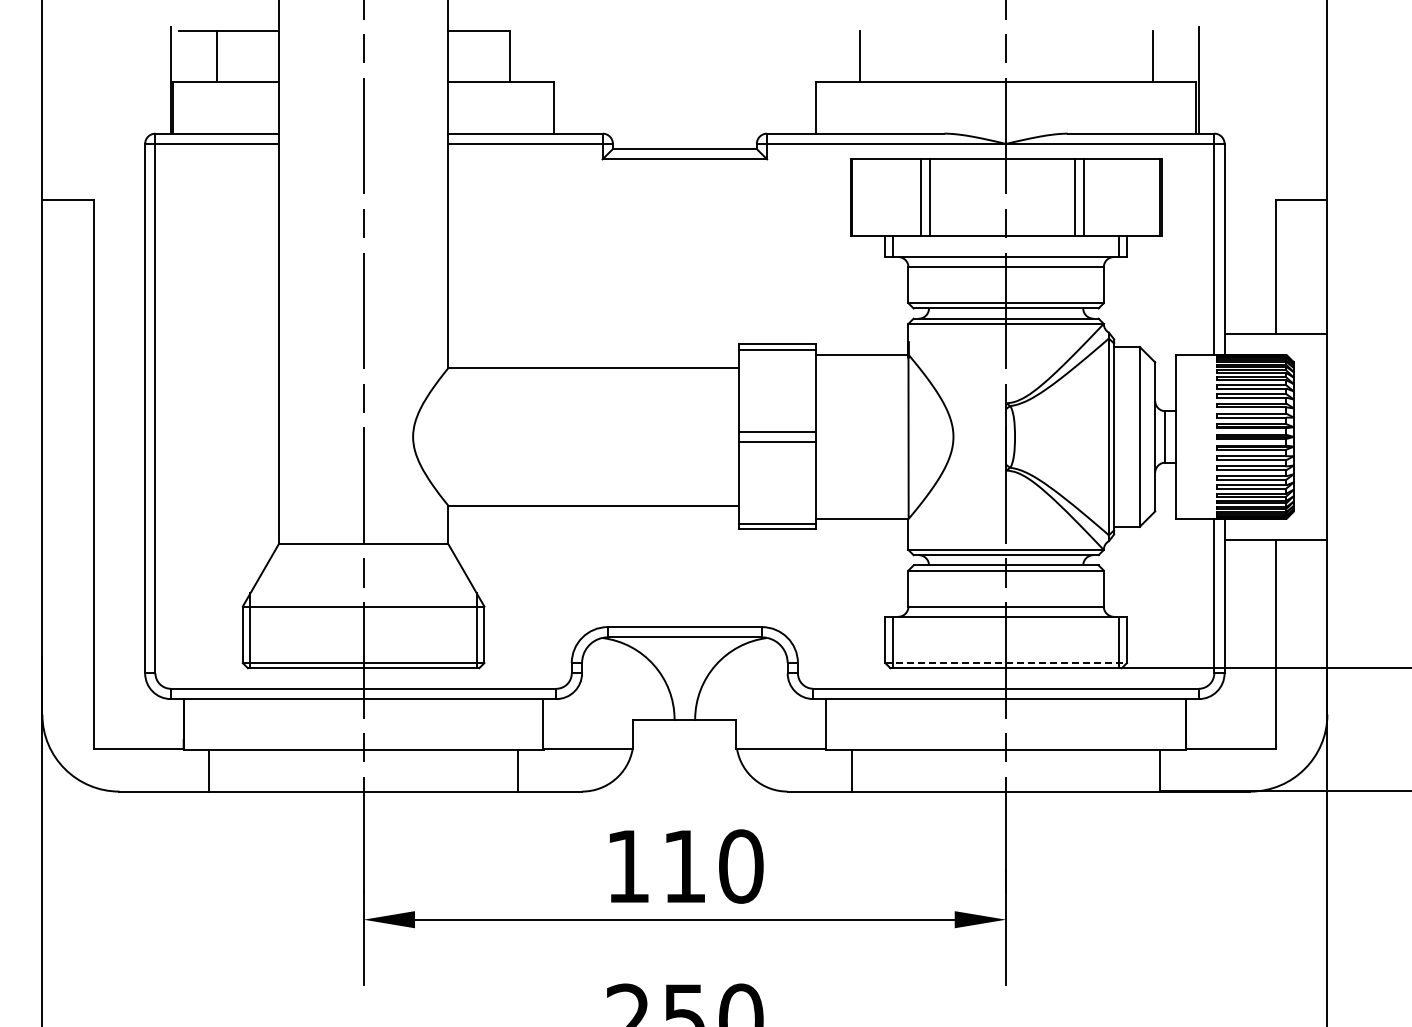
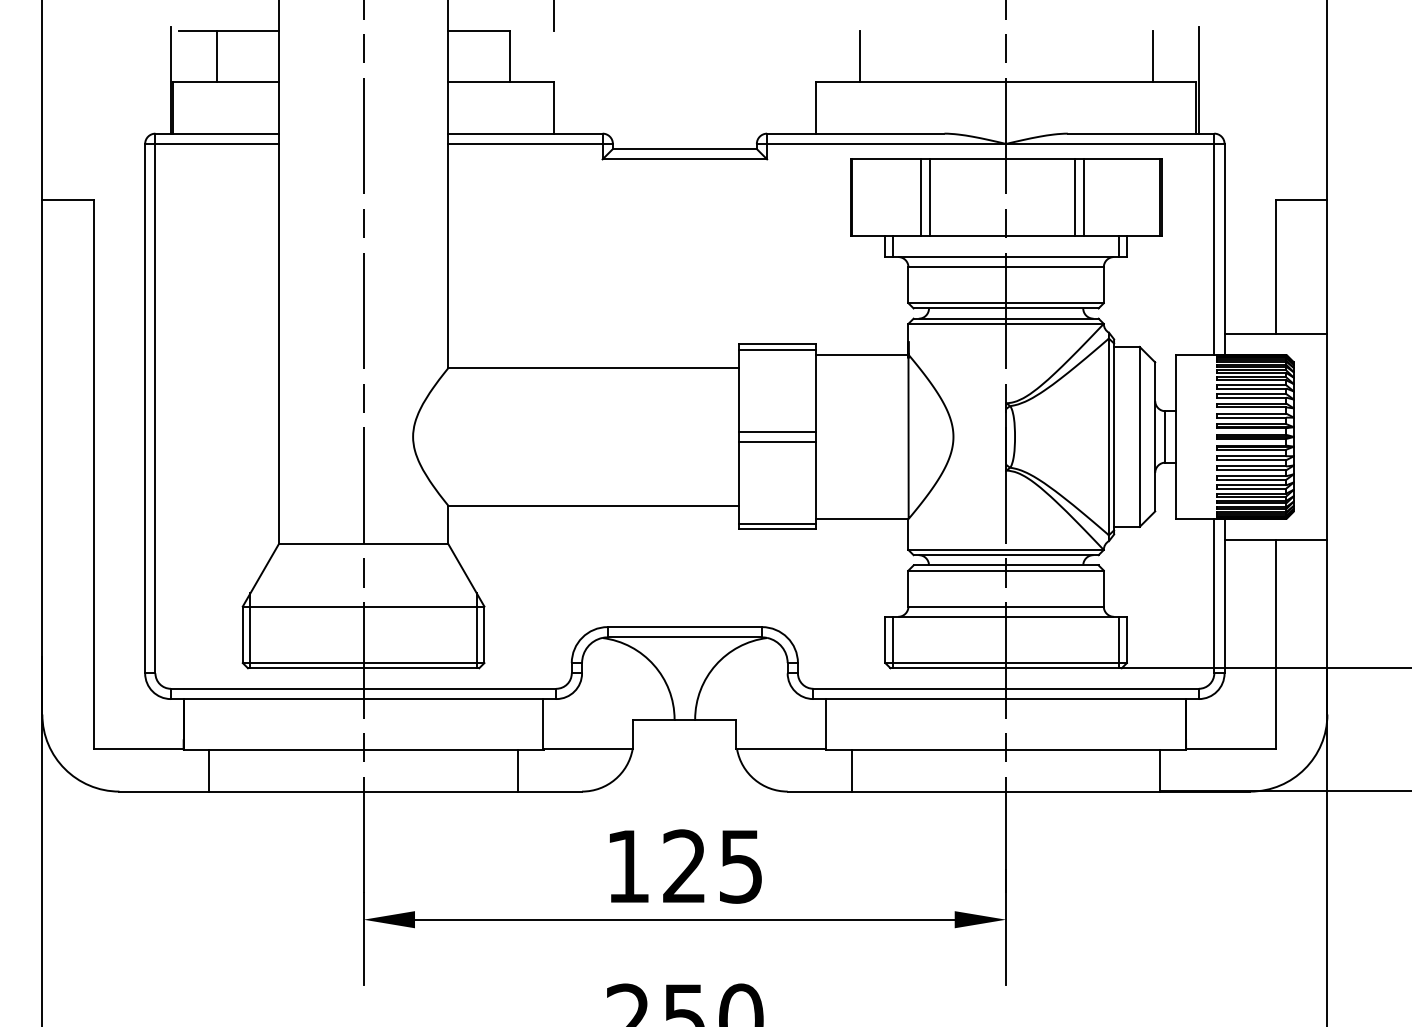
line: none -> present (553, 16)
line: dashed -> solid (1006, 663)
text: 110 -> 125 (713, 866)
